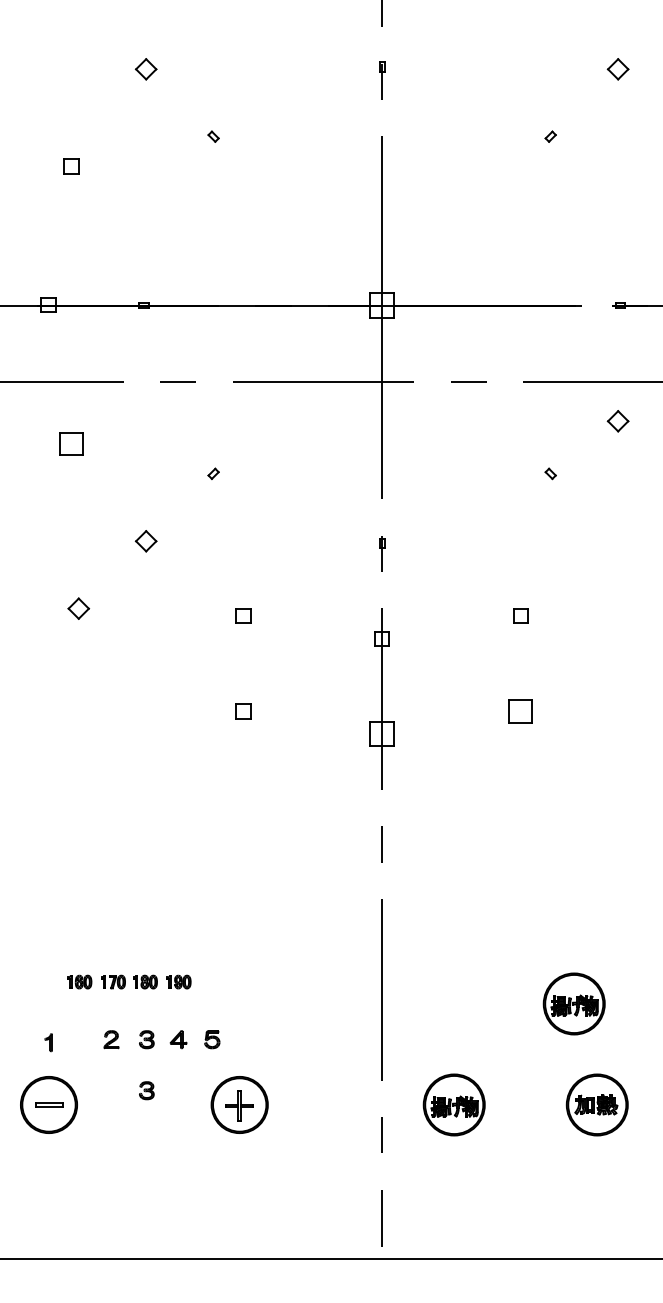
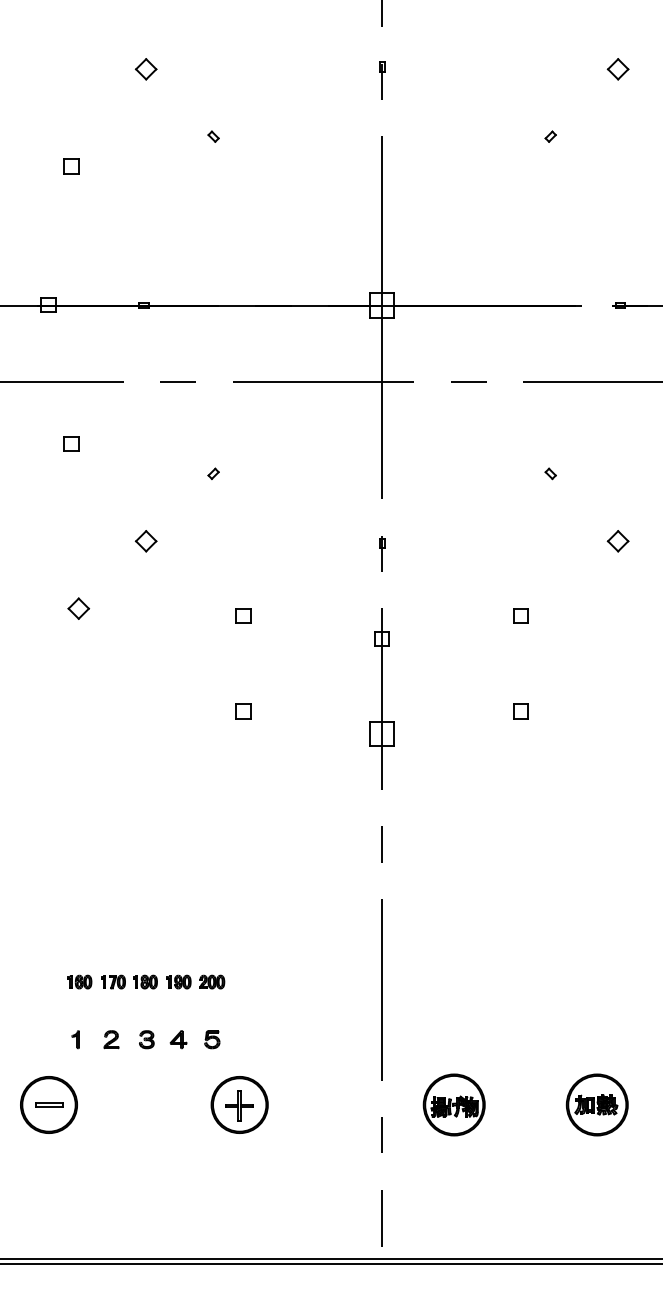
part position: (617, 421) -> (617, 541) (617, 541)
part size: 25x24 px -> 17x16 px (71, 443)
part size: 25x25 px -> 16x17 px (520, 711)
part: none -> present (212, 981)
part: present -> none (573, 1003)
part position: (48, 1042) -> (75, 1039) (75, 1039)
part: present -> none (146, 1090)
line: none -> present (330, 1263)
